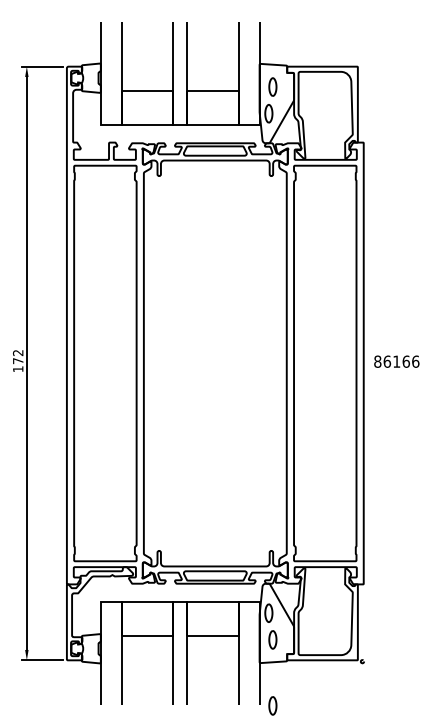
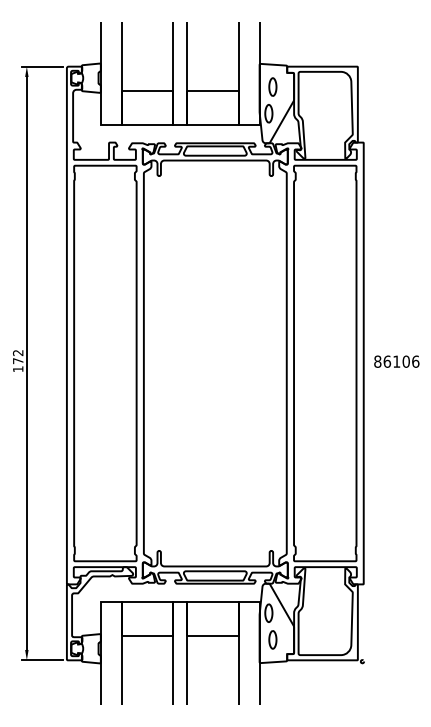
text: 86166 -> 86106 (405, 361)
part: present -> none (272, 705)
